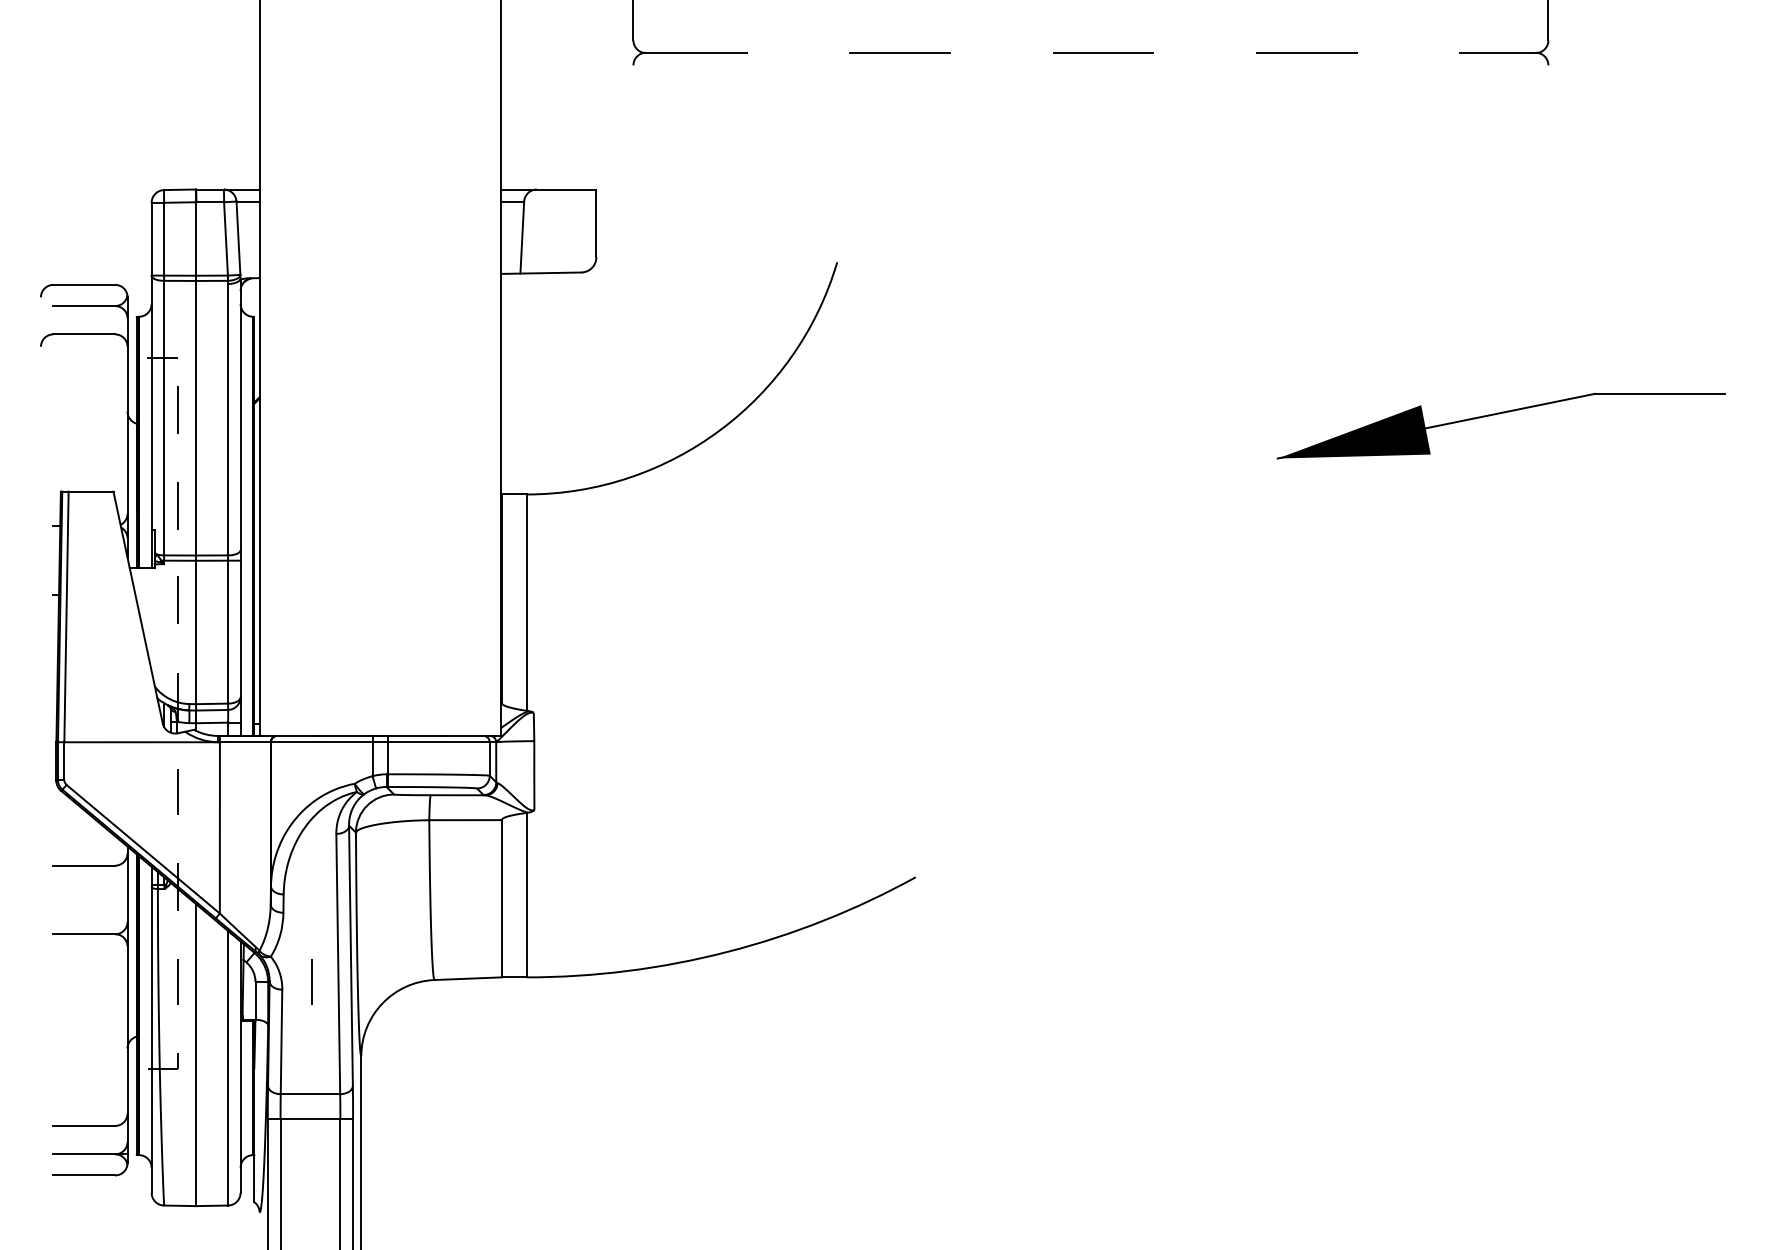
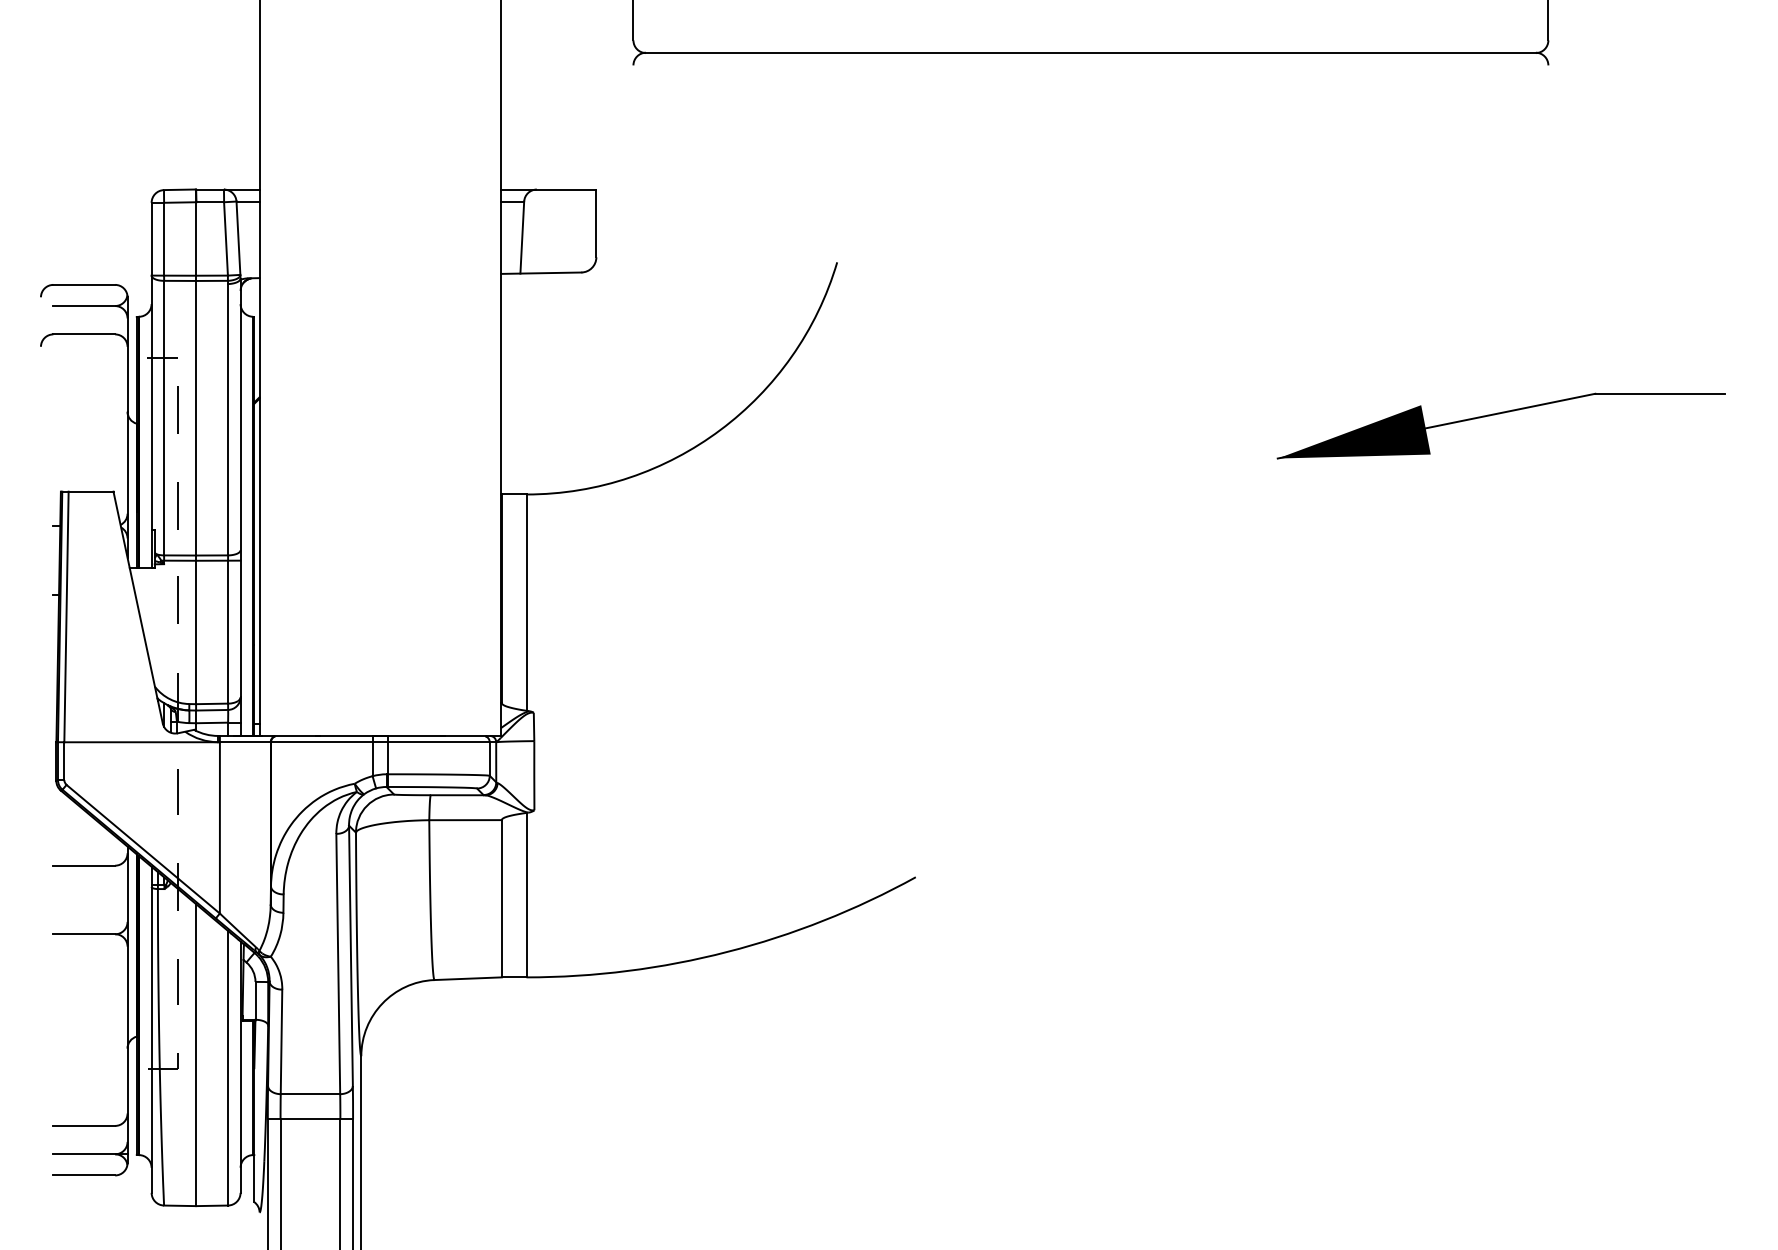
line: dashed -> solid (1092, 52)
line: present -> none (311, 981)
